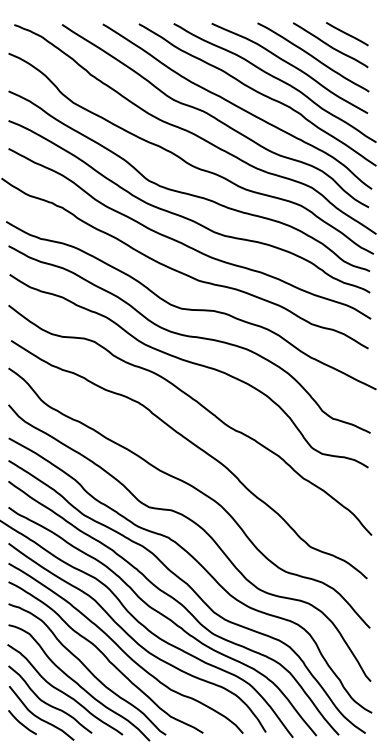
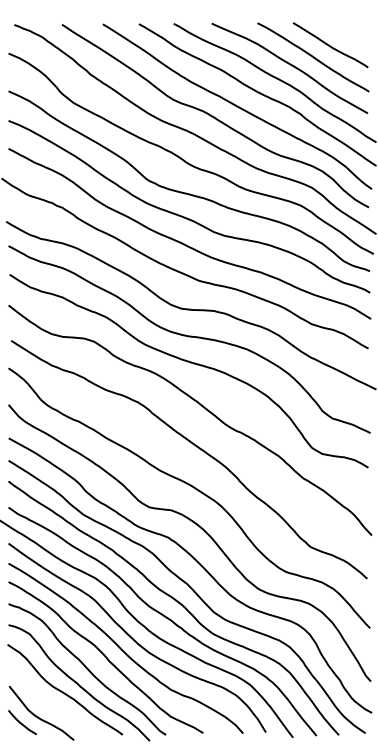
line: present -> none (347, 34)
curve: present -> none (48, 703)
